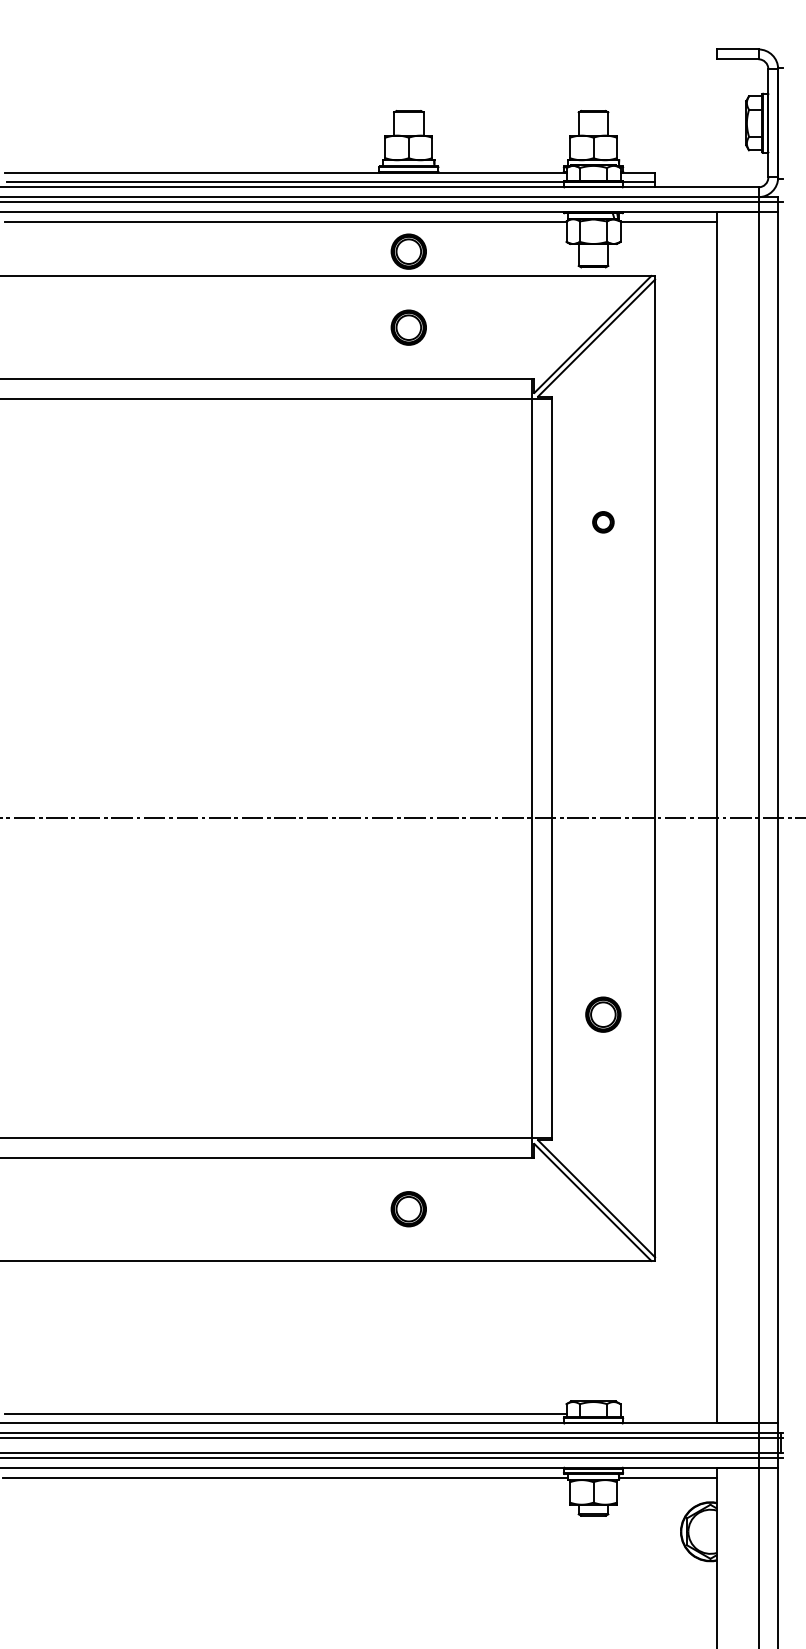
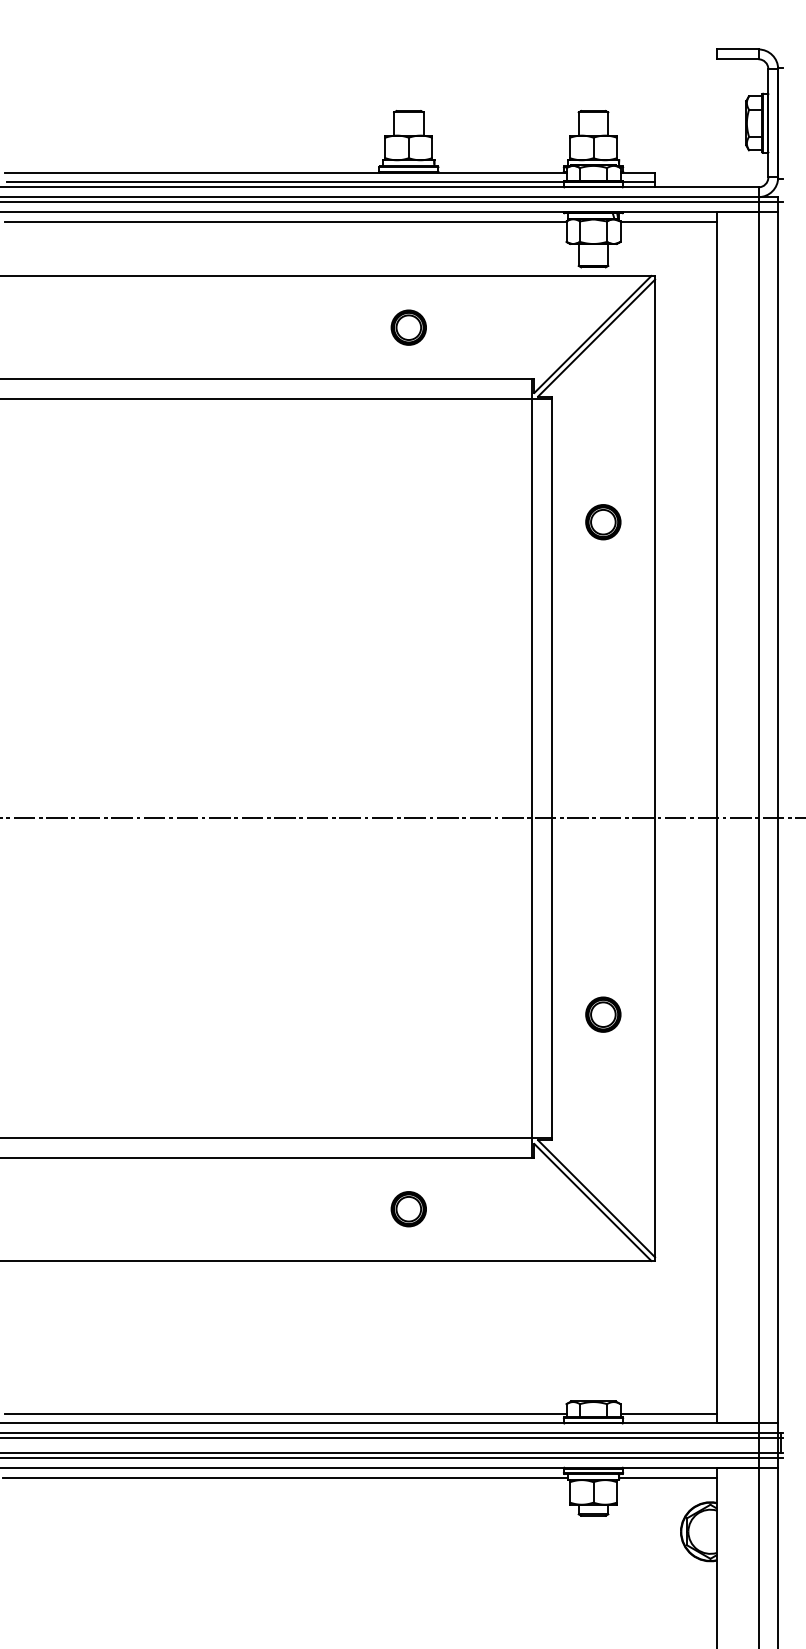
part: present -> none (408, 251)
part size: 23x23 px -> 37x37 px (603, 522)
line: none -> present (668, 1413)
